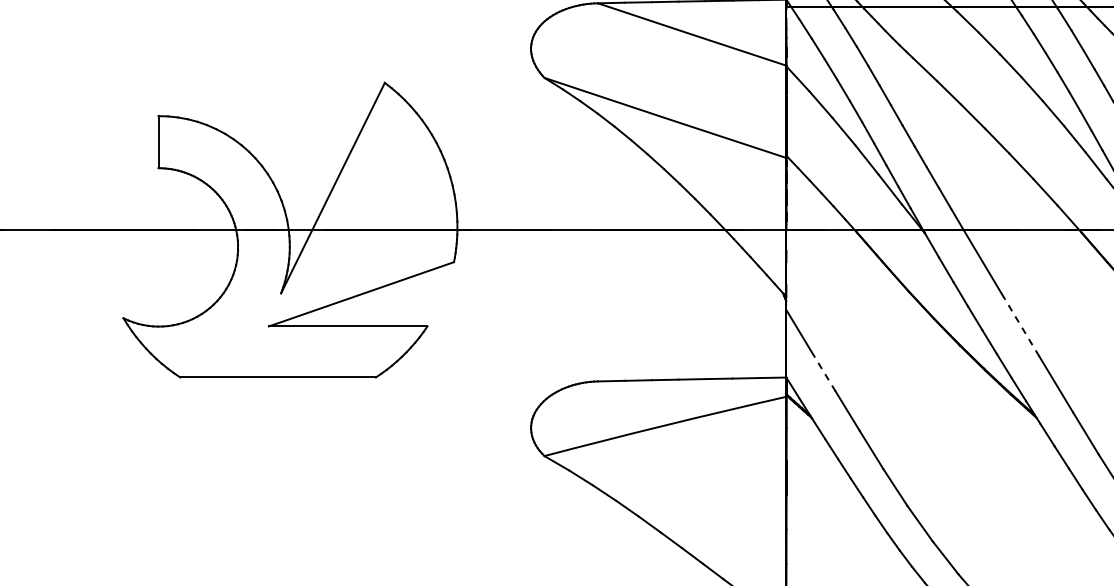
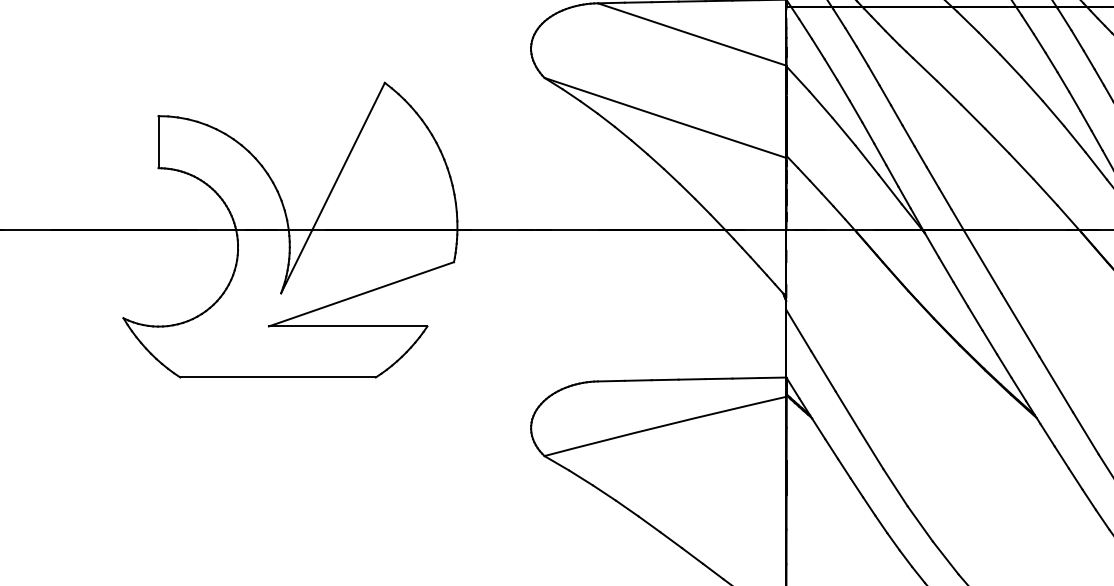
line: dashed -> solid (1020, 325)
line: dashed -> solid (823, 371)
